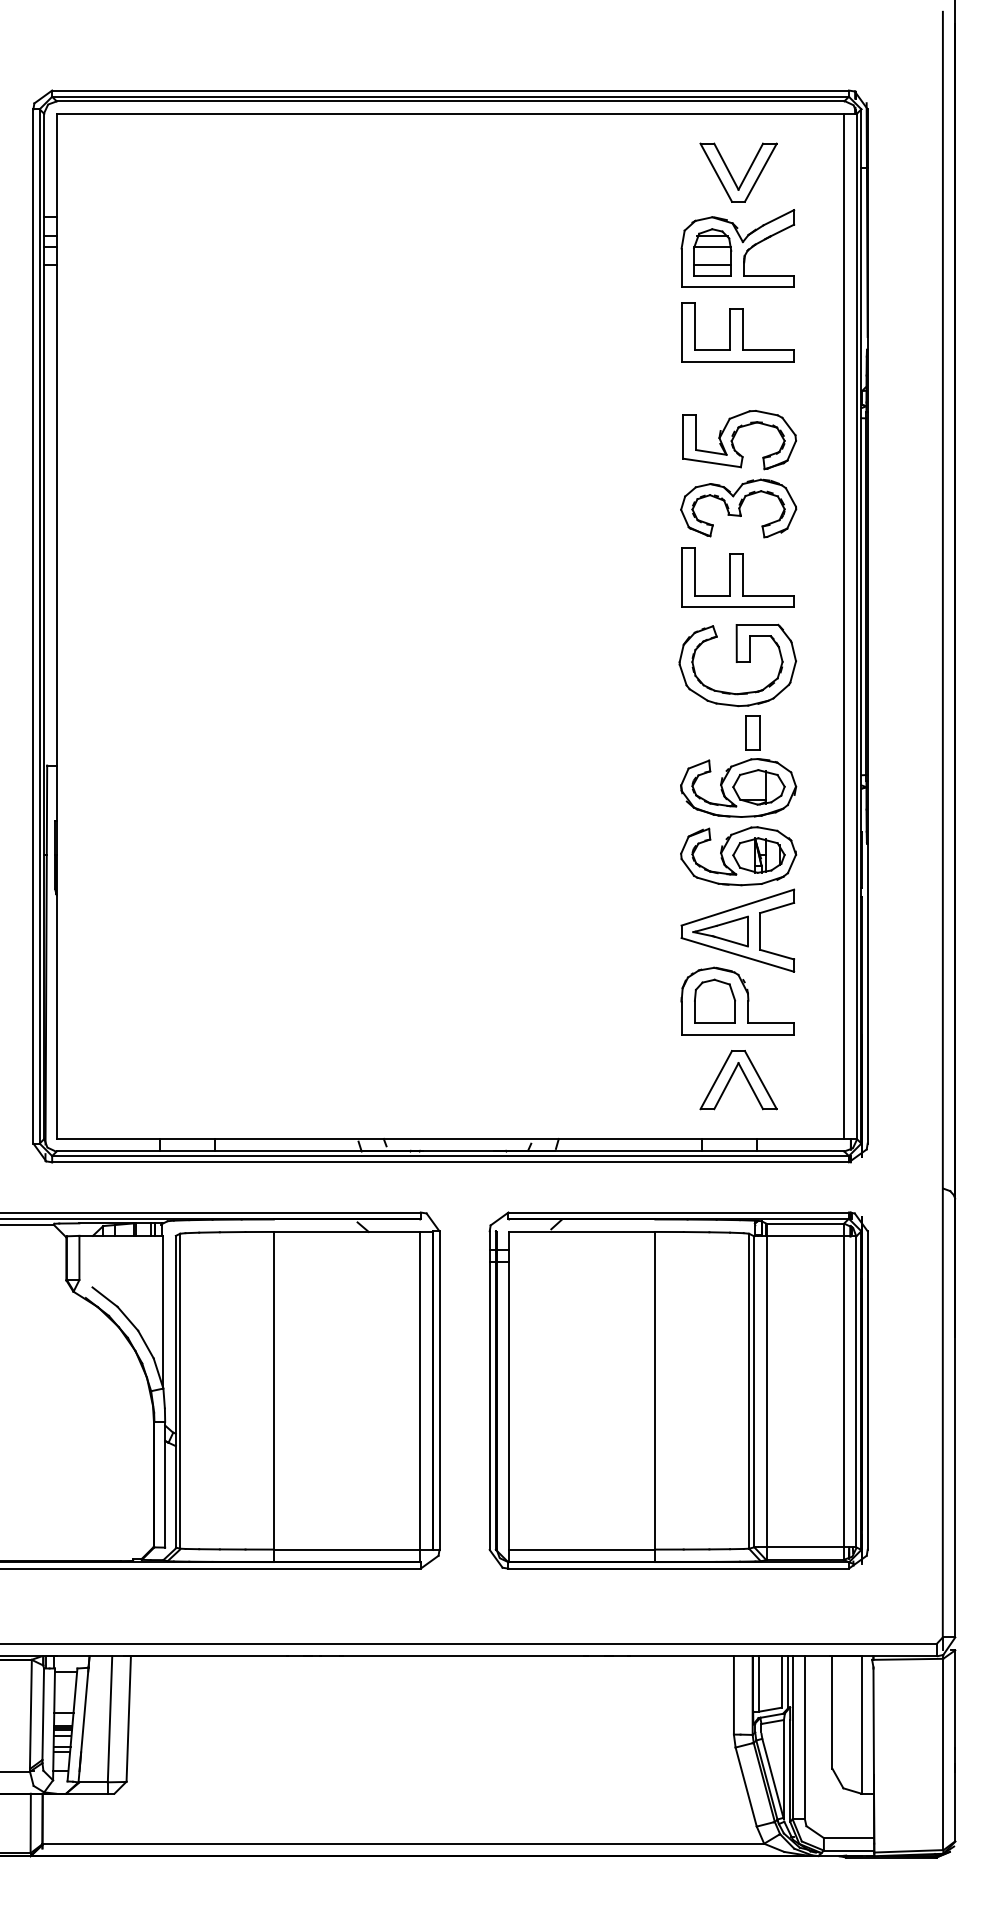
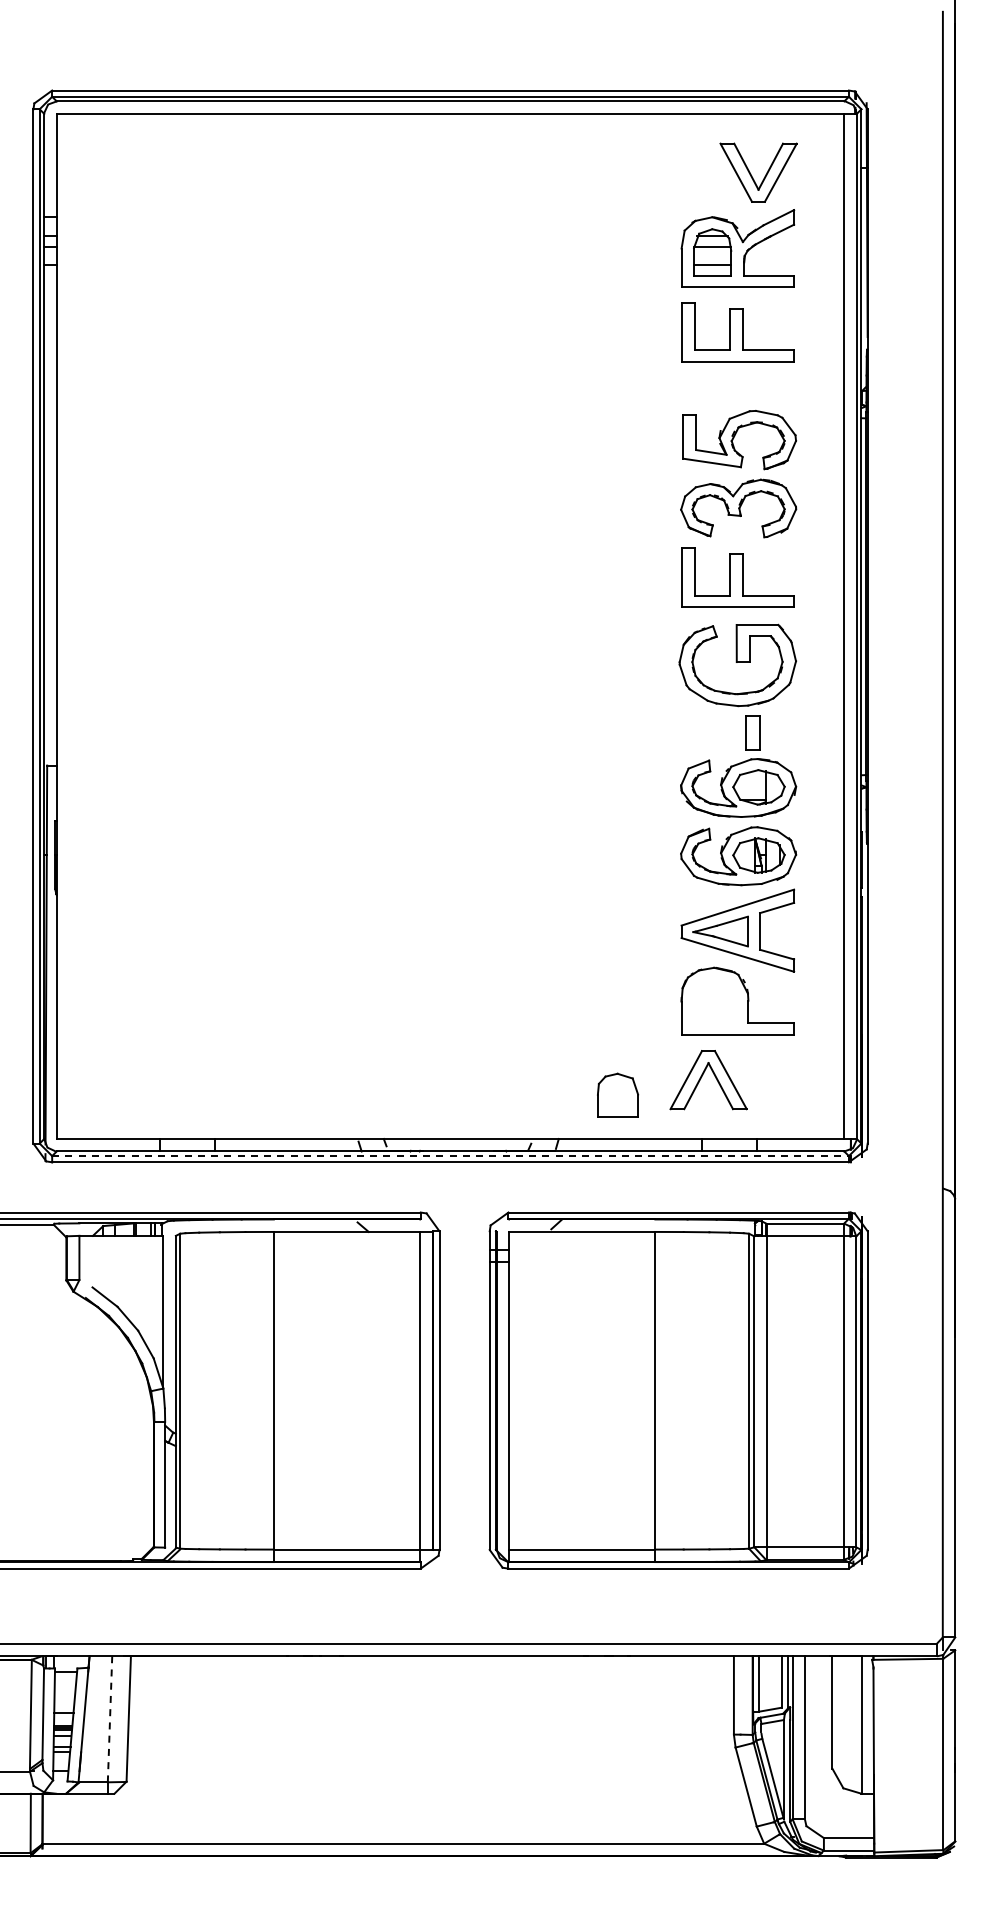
part position: (732, 175) -> (752, 175) (752, 175)
part position: (714, 1000) -> (617, 1094) (617, 1094)
part position: (733, 1075) -> (703, 1075) (703, 1075)
line: solid -> dashed (451, 1156)
line: solid -> dashed (110, 1719)
